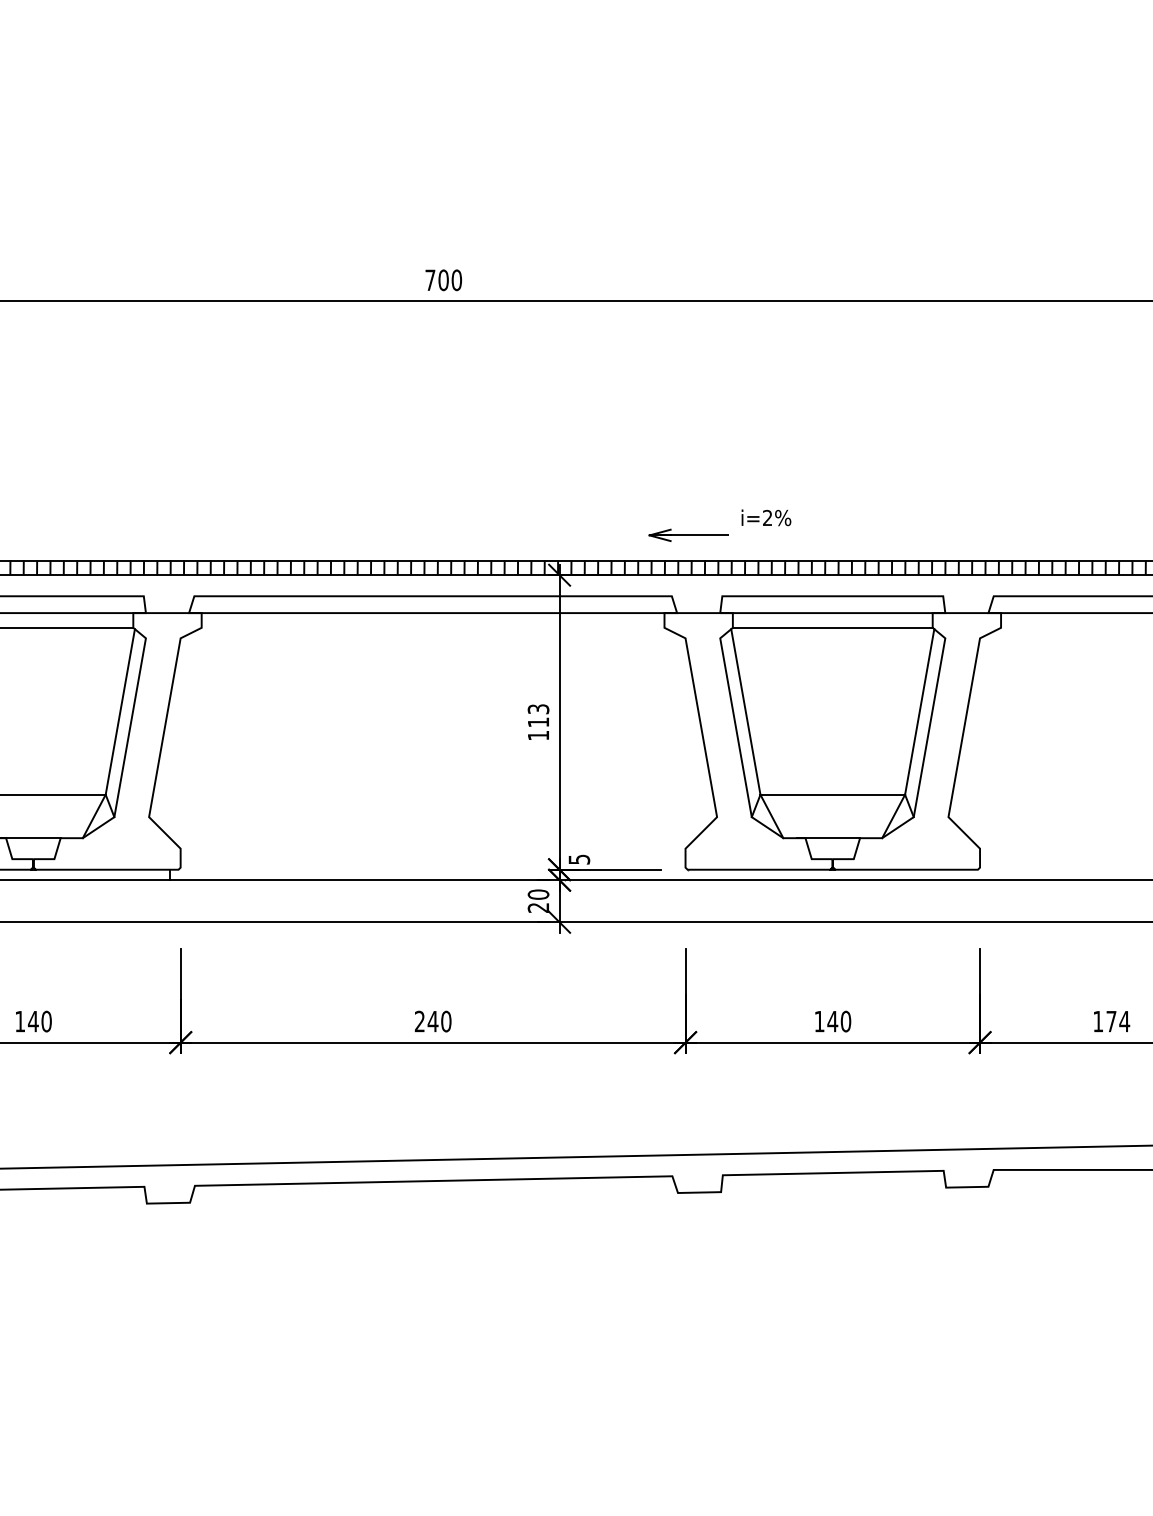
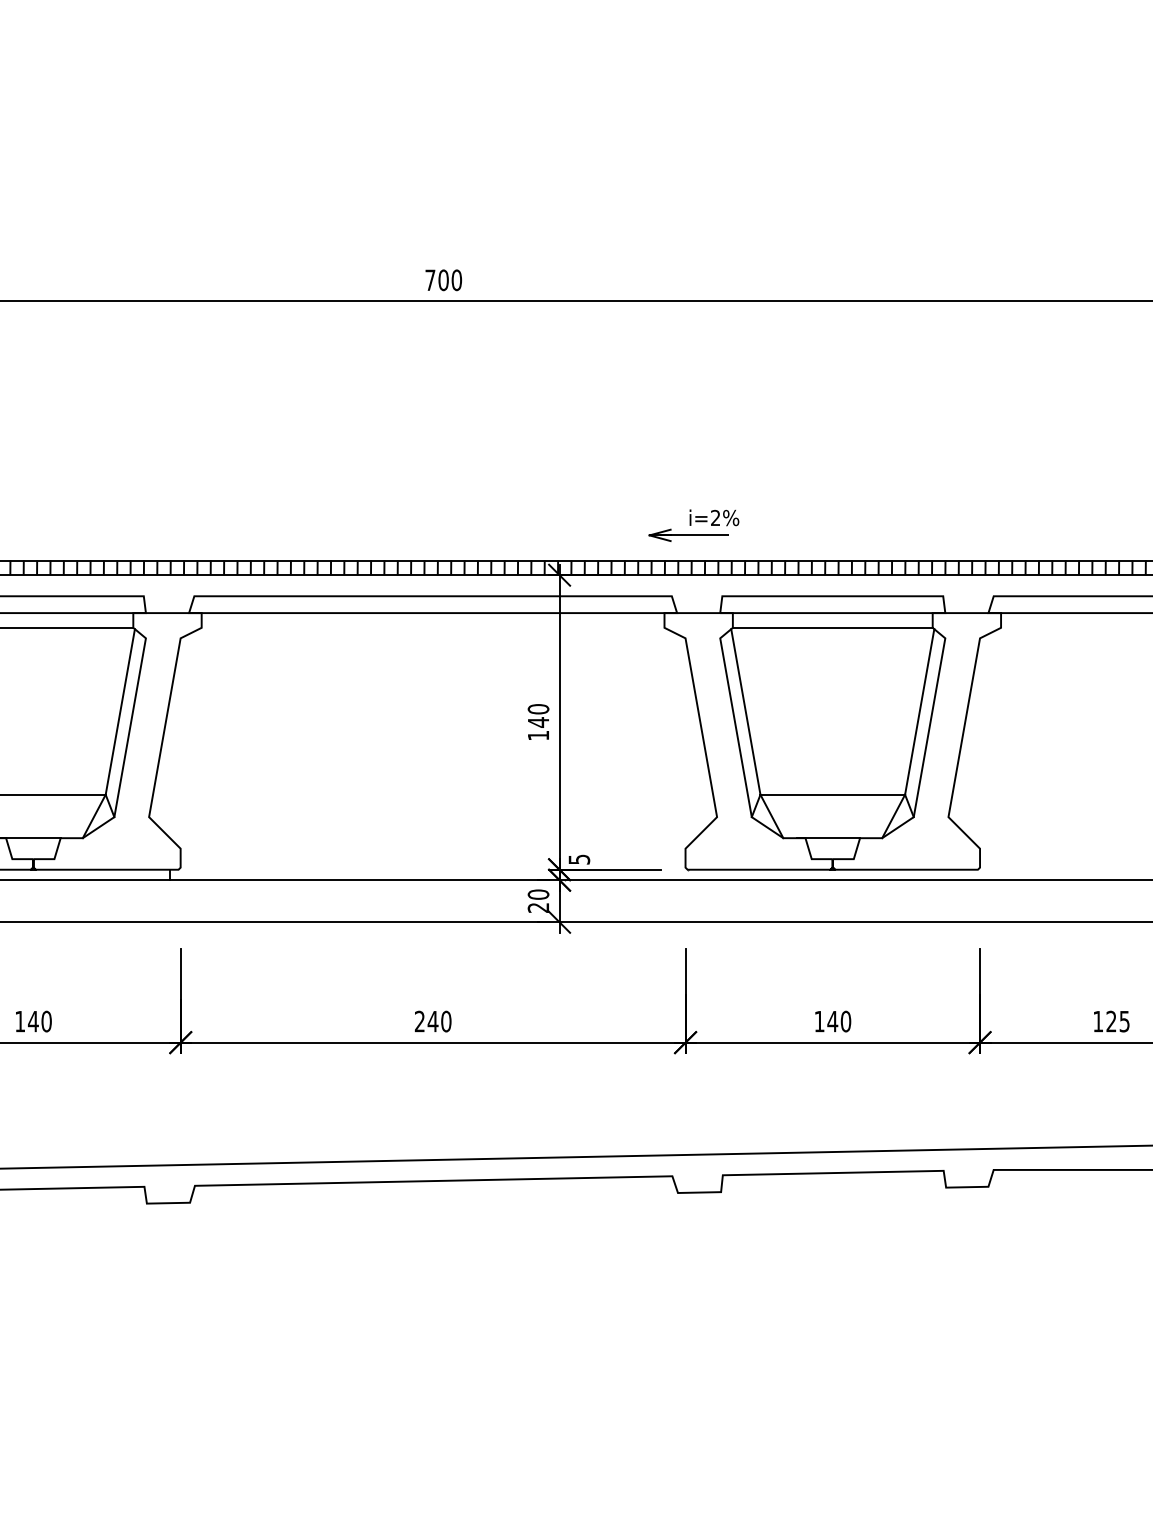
text position: (766, 517) -> (714, 517) (714, 517)
text: 113 -> 140 (538, 715)
text: 174 -> 125 (1118, 1021)
